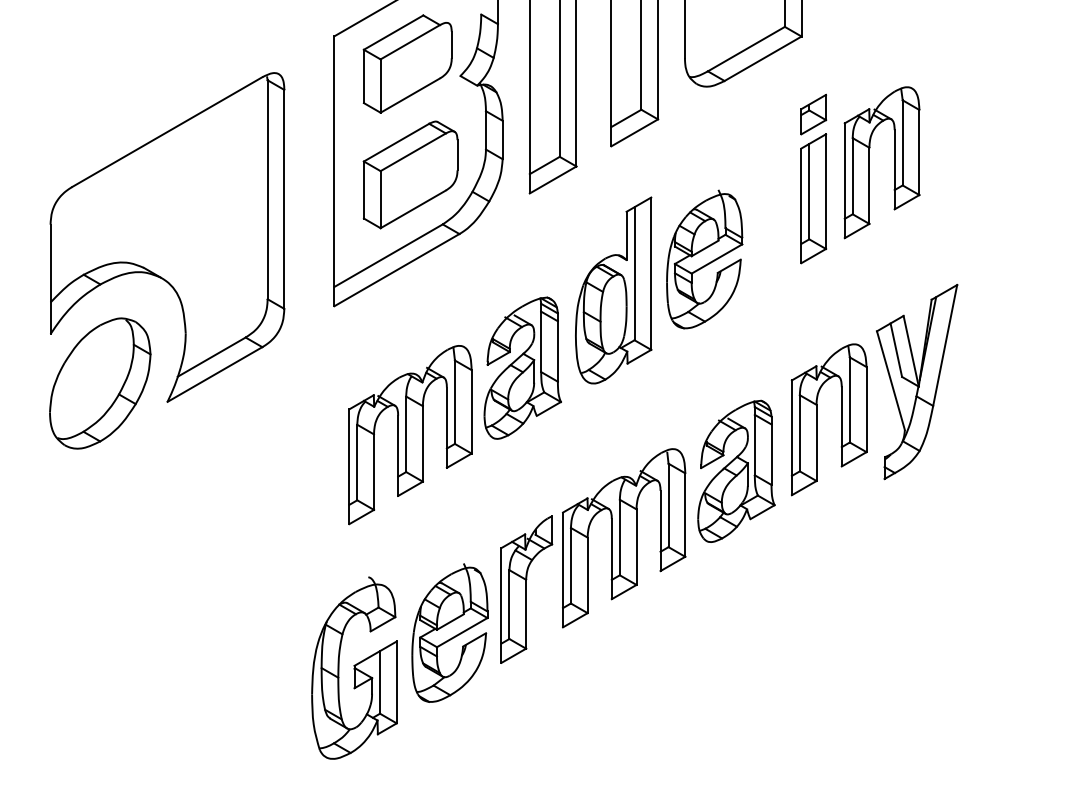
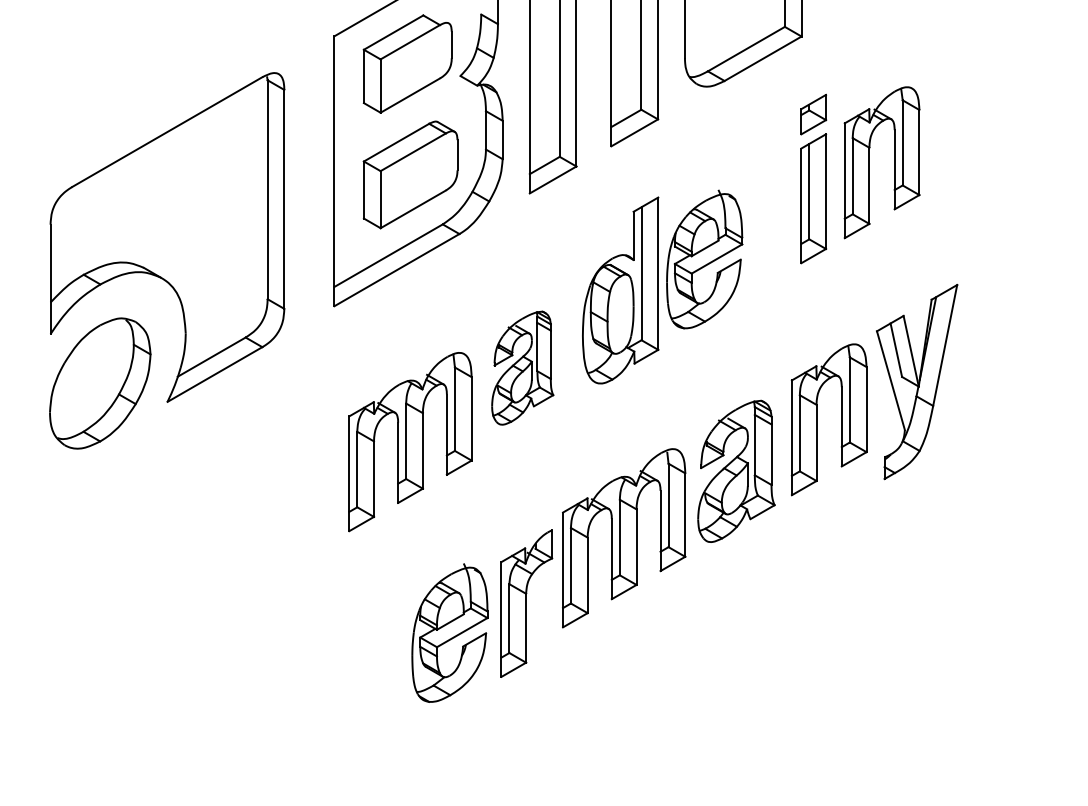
part position: (613, 290) -> (620, 290) (620, 290)
part size: 79x144 px -> 64x116 px (522, 367)
part position: (410, 435) -> (410, 442) (410, 442)
part position: (526, 589) -> (526, 603) (526, 603)
part: present -> none (354, 667)
